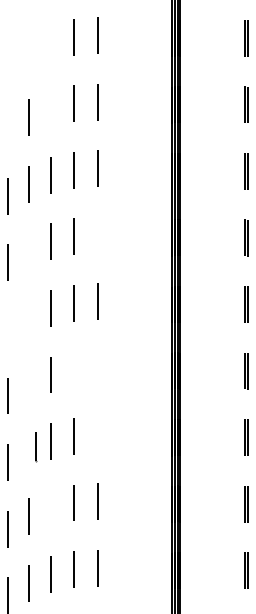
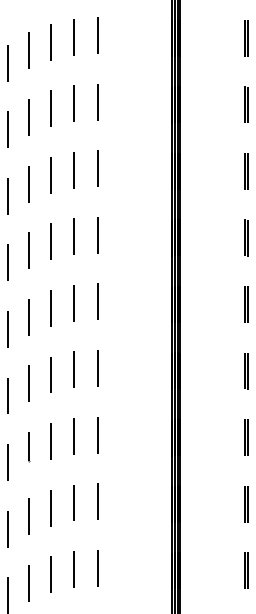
line: none -> present (50, 42)
line: none -> present (28, 50)
line: none -> present (7, 62)
line: none -> present (50, 108)
line: none -> present (7, 129)
line: none -> present (98, 234)
line: none -> present (28, 250)
line: none -> present (28, 316)
line: none -> present (7, 328)
line: none -> present (98, 368)
line: none -> present (73, 369)
line: none -> present (28, 383)
line: none -> present (98, 434)
line position: (36, 447) -> (29, 447) (29, 447)
line: none -> present (50, 507)
